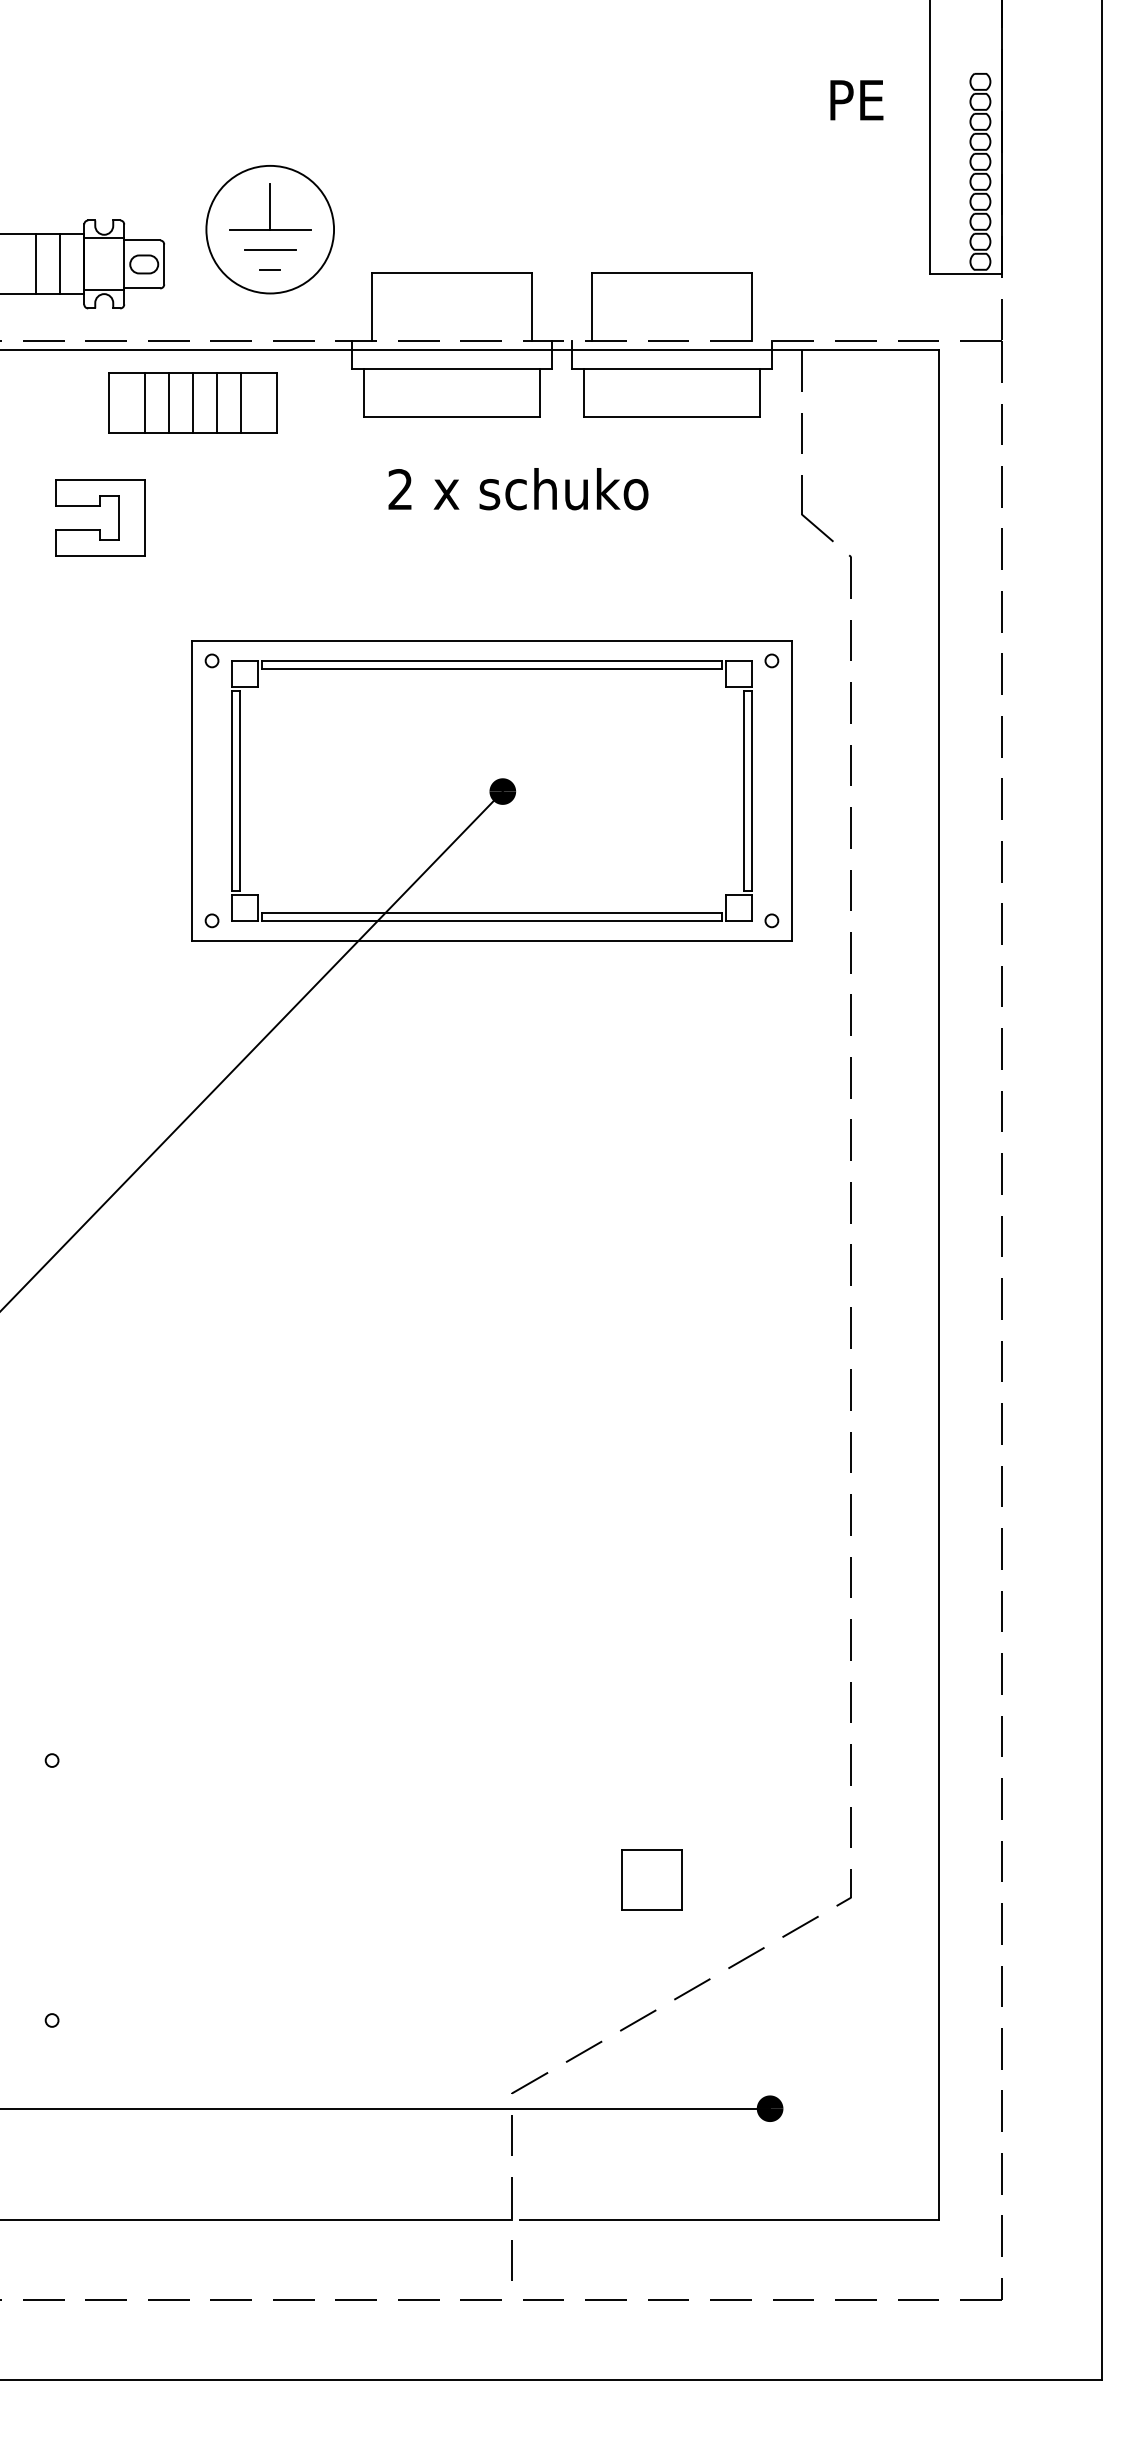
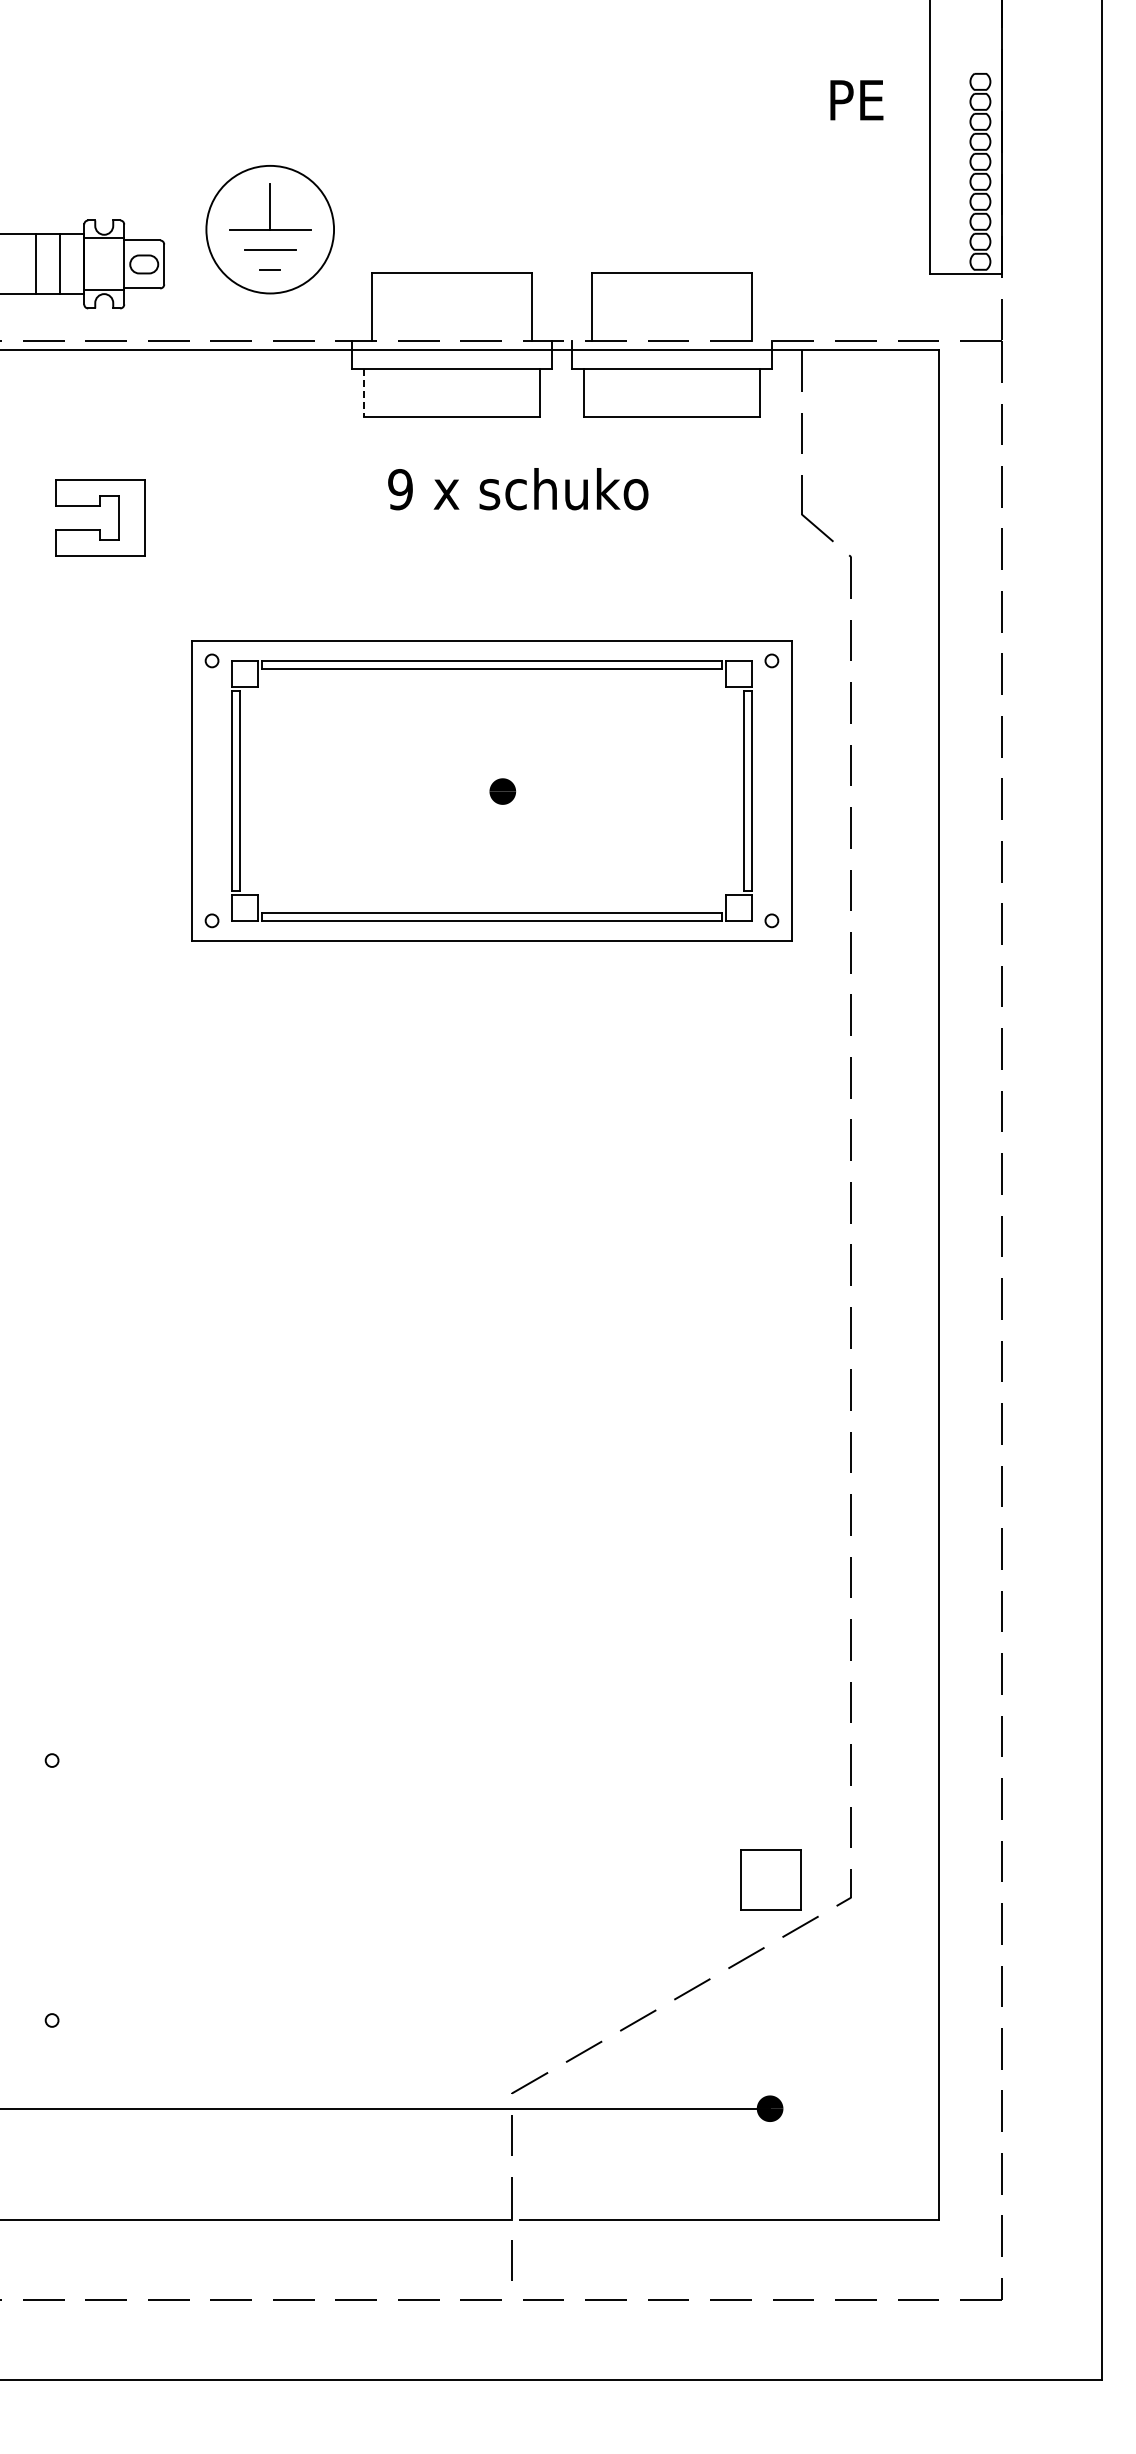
line: solid -> dashed (364, 393)
part: present -> none (192, 402)
text: 2 -> 9 (400, 489)
line: present -> none (252, 1050)
part position: (651, 1879) -> (770, 1879) (770, 1879)
